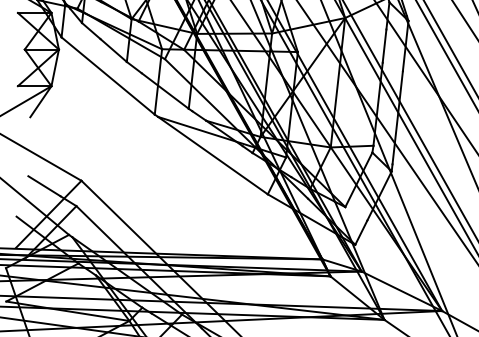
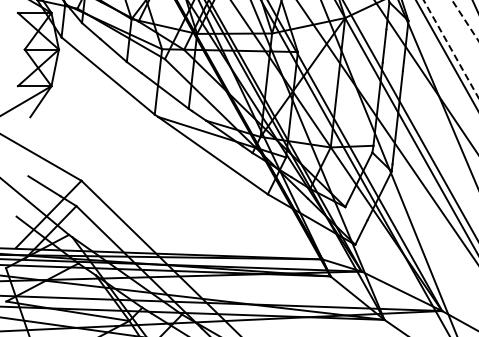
line: solid -> dashed (465, 21)
line: solid -> dashed (451, 48)
